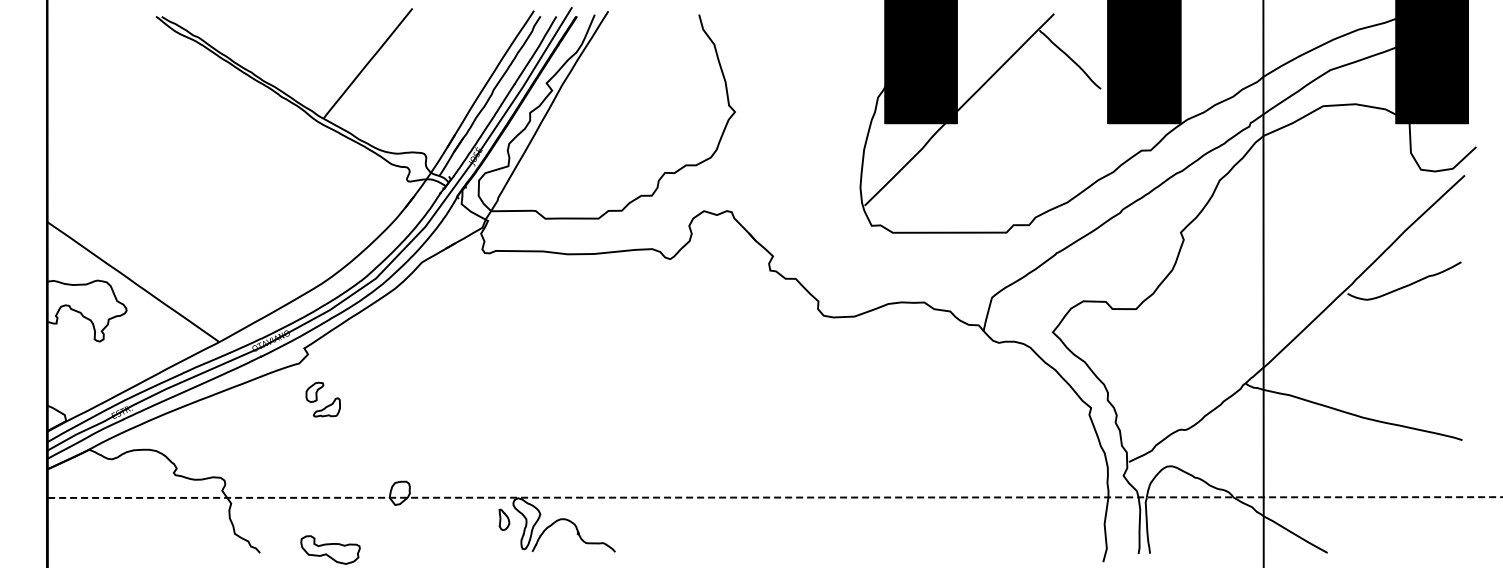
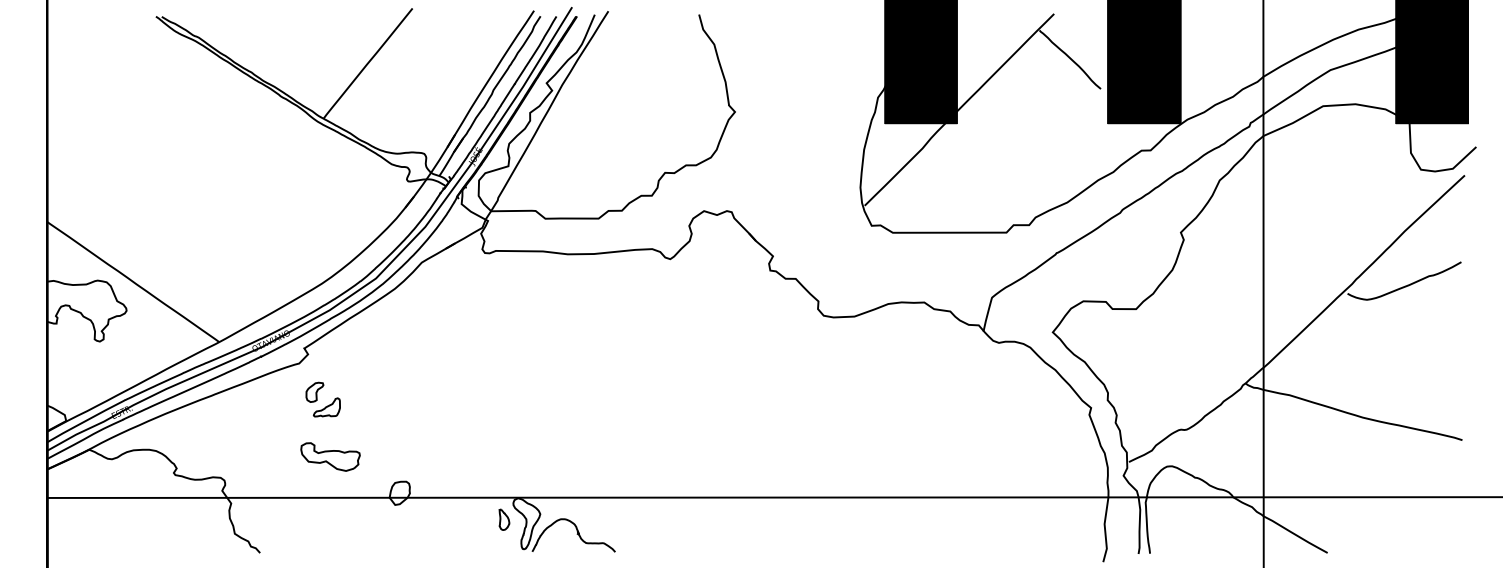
line: dashed -> solid (774, 497)
part position: (330, 549) -> (330, 456) (330, 456)
